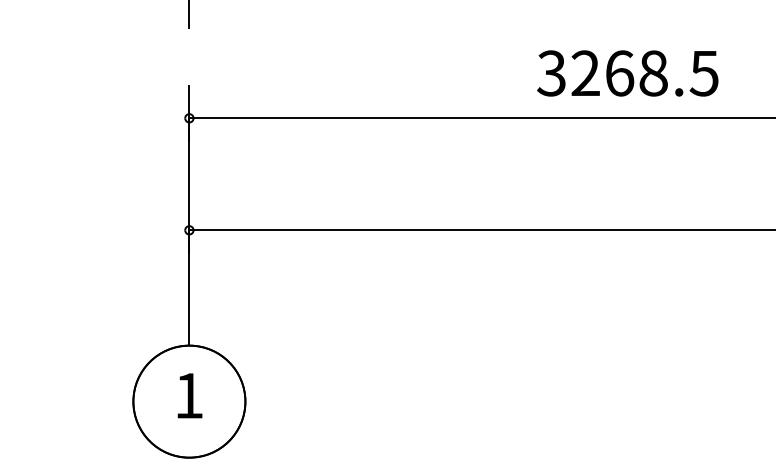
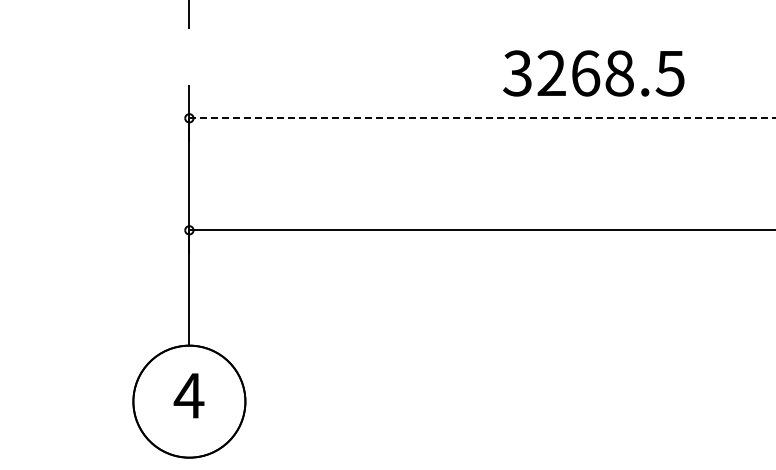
text position: (627, 73) -> (593, 73) (593, 73)
line: solid -> dashed (483, 118)
text: 1 -> 4 (188, 395)
